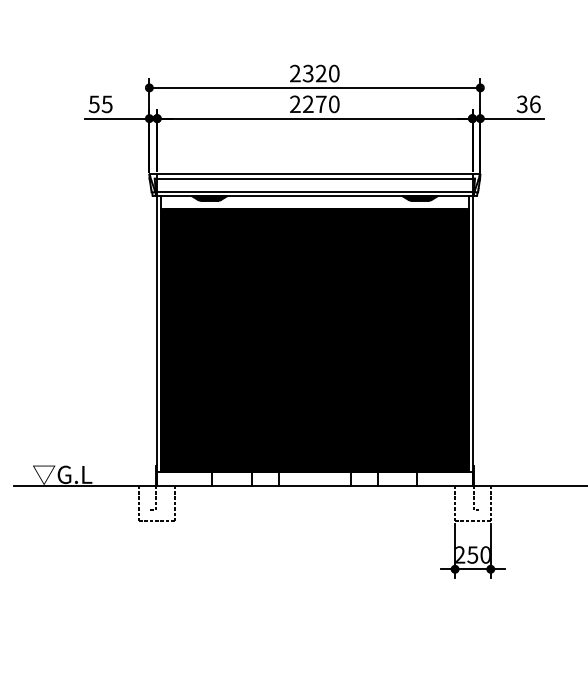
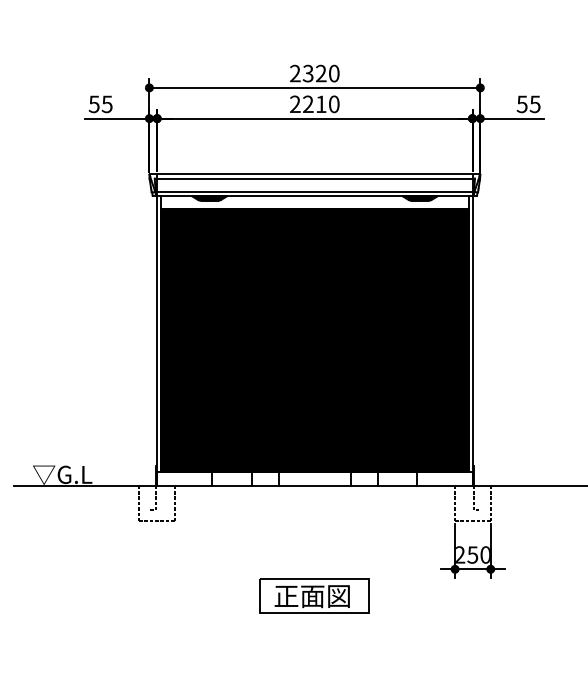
text: 2270 -> 2210 (321, 103)
text: 36 -> 55 (528, 104)
part: none -> present (314, 595)
